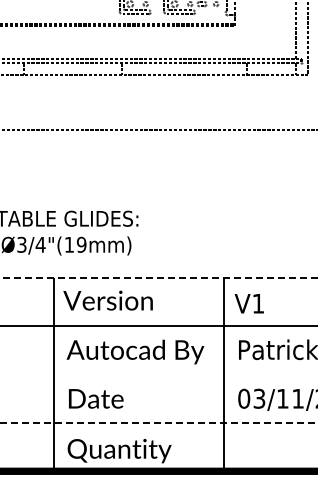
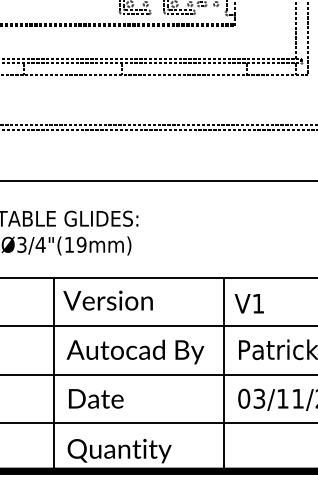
line: none -> present (158, 125)
line: none -> present (158, 180)
line: dashed -> solid (158, 278)
line: none -> present (158, 374)
line: dashed -> solid (158, 422)
